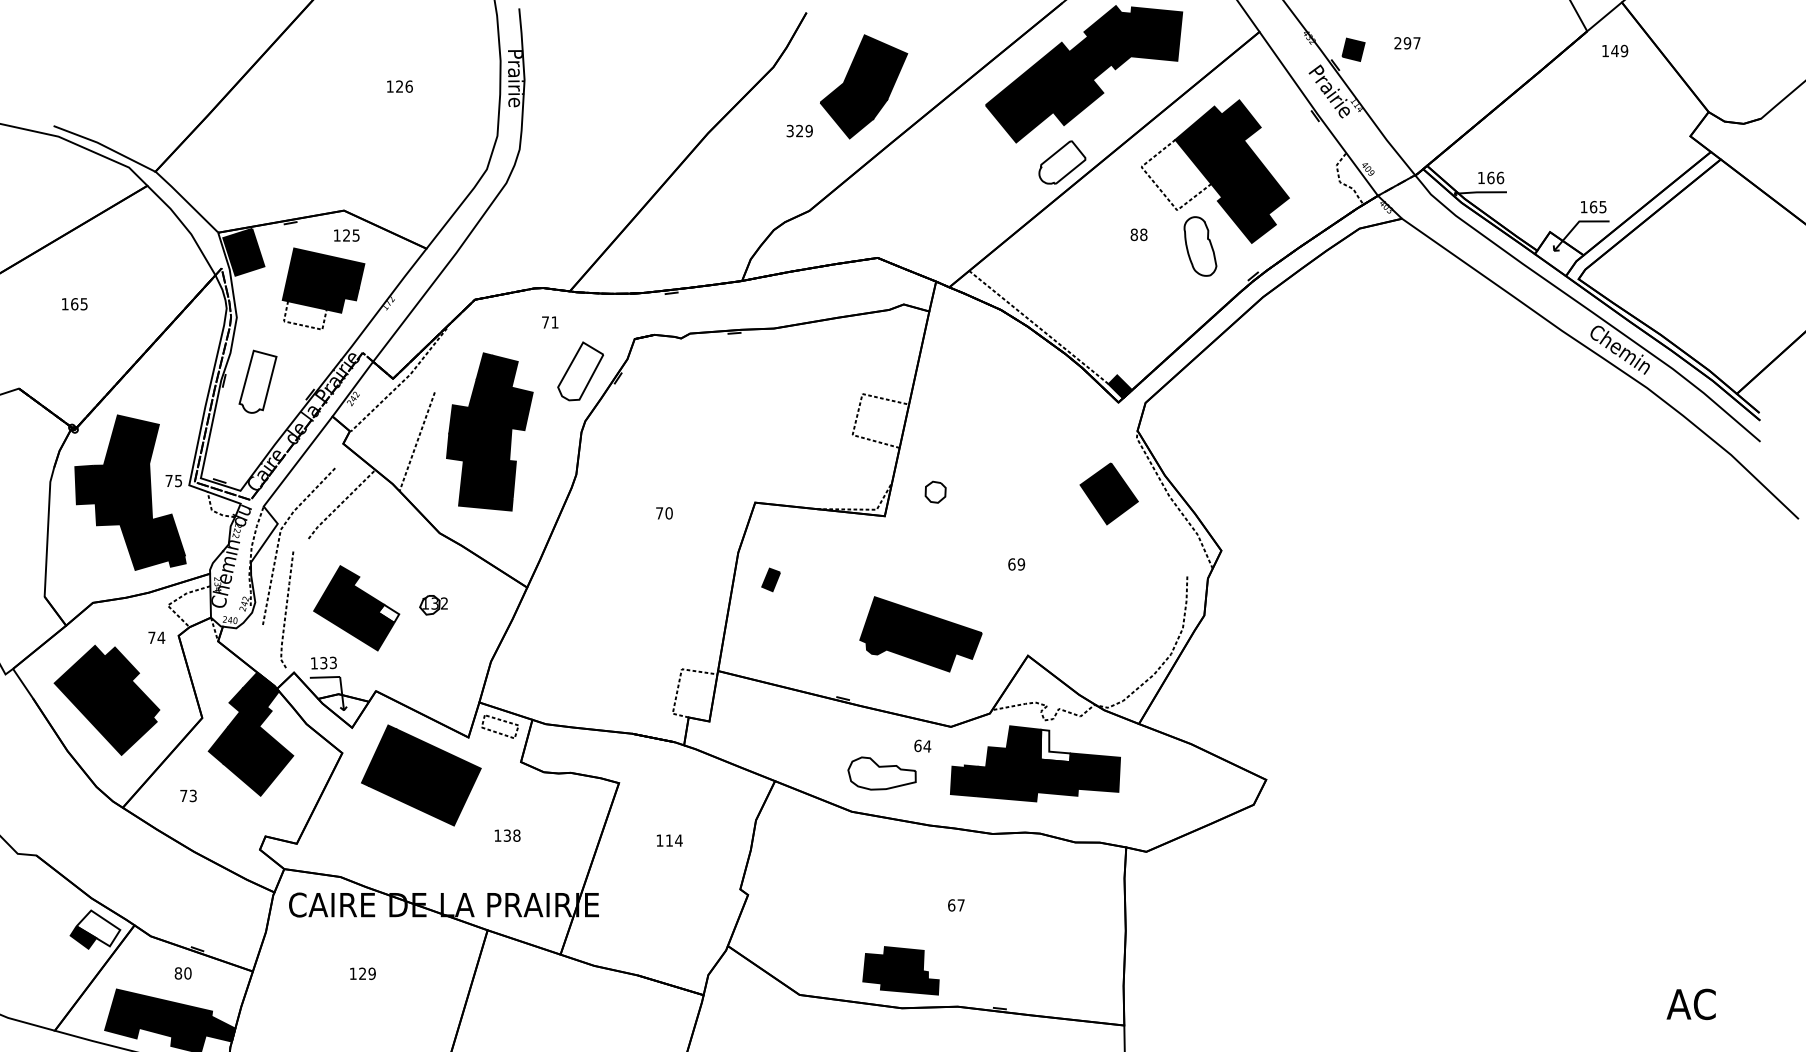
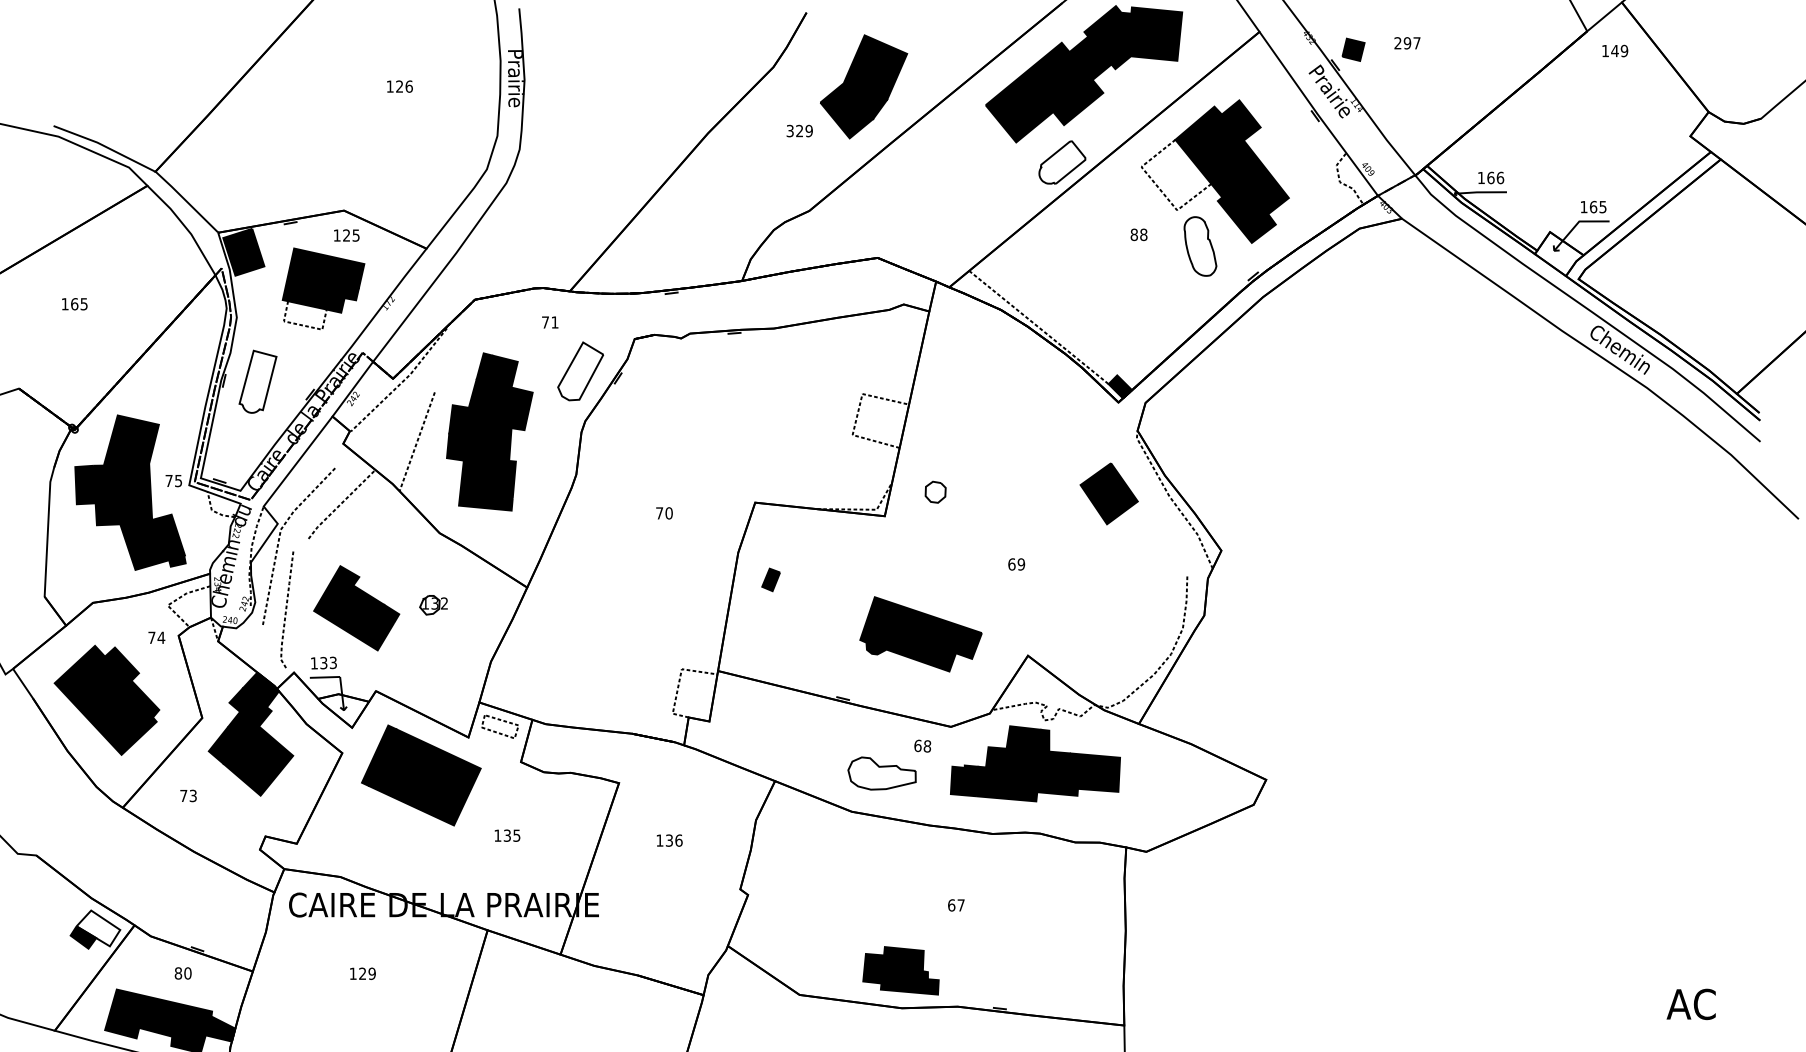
fill: none -> present (388, 613)
fill: none -> present (1055, 745)
text: 64 -> 68 (927, 746)
text: 138 -> 135 (516, 835)
text: 114 -> 136 (673, 840)
